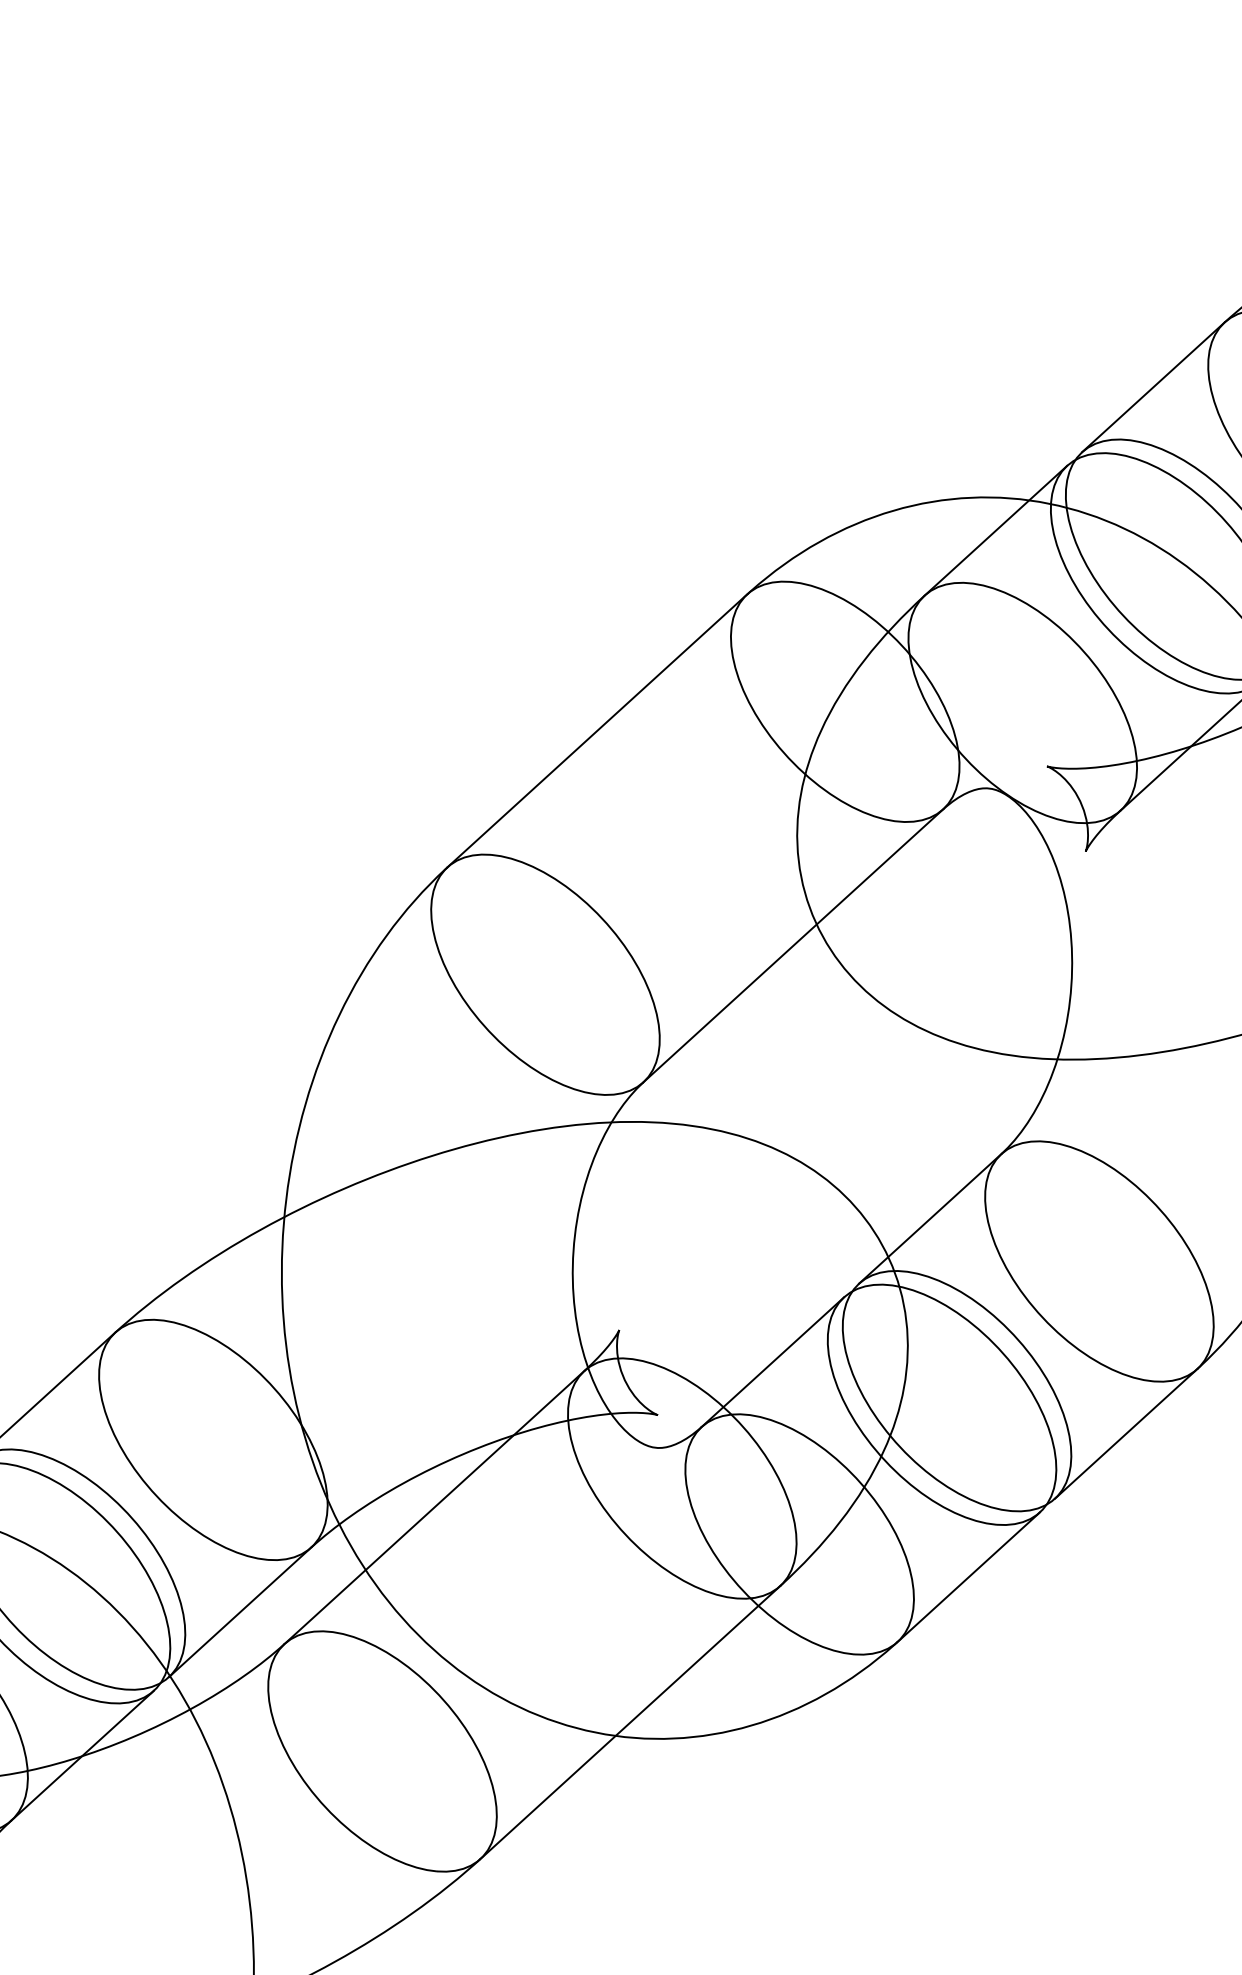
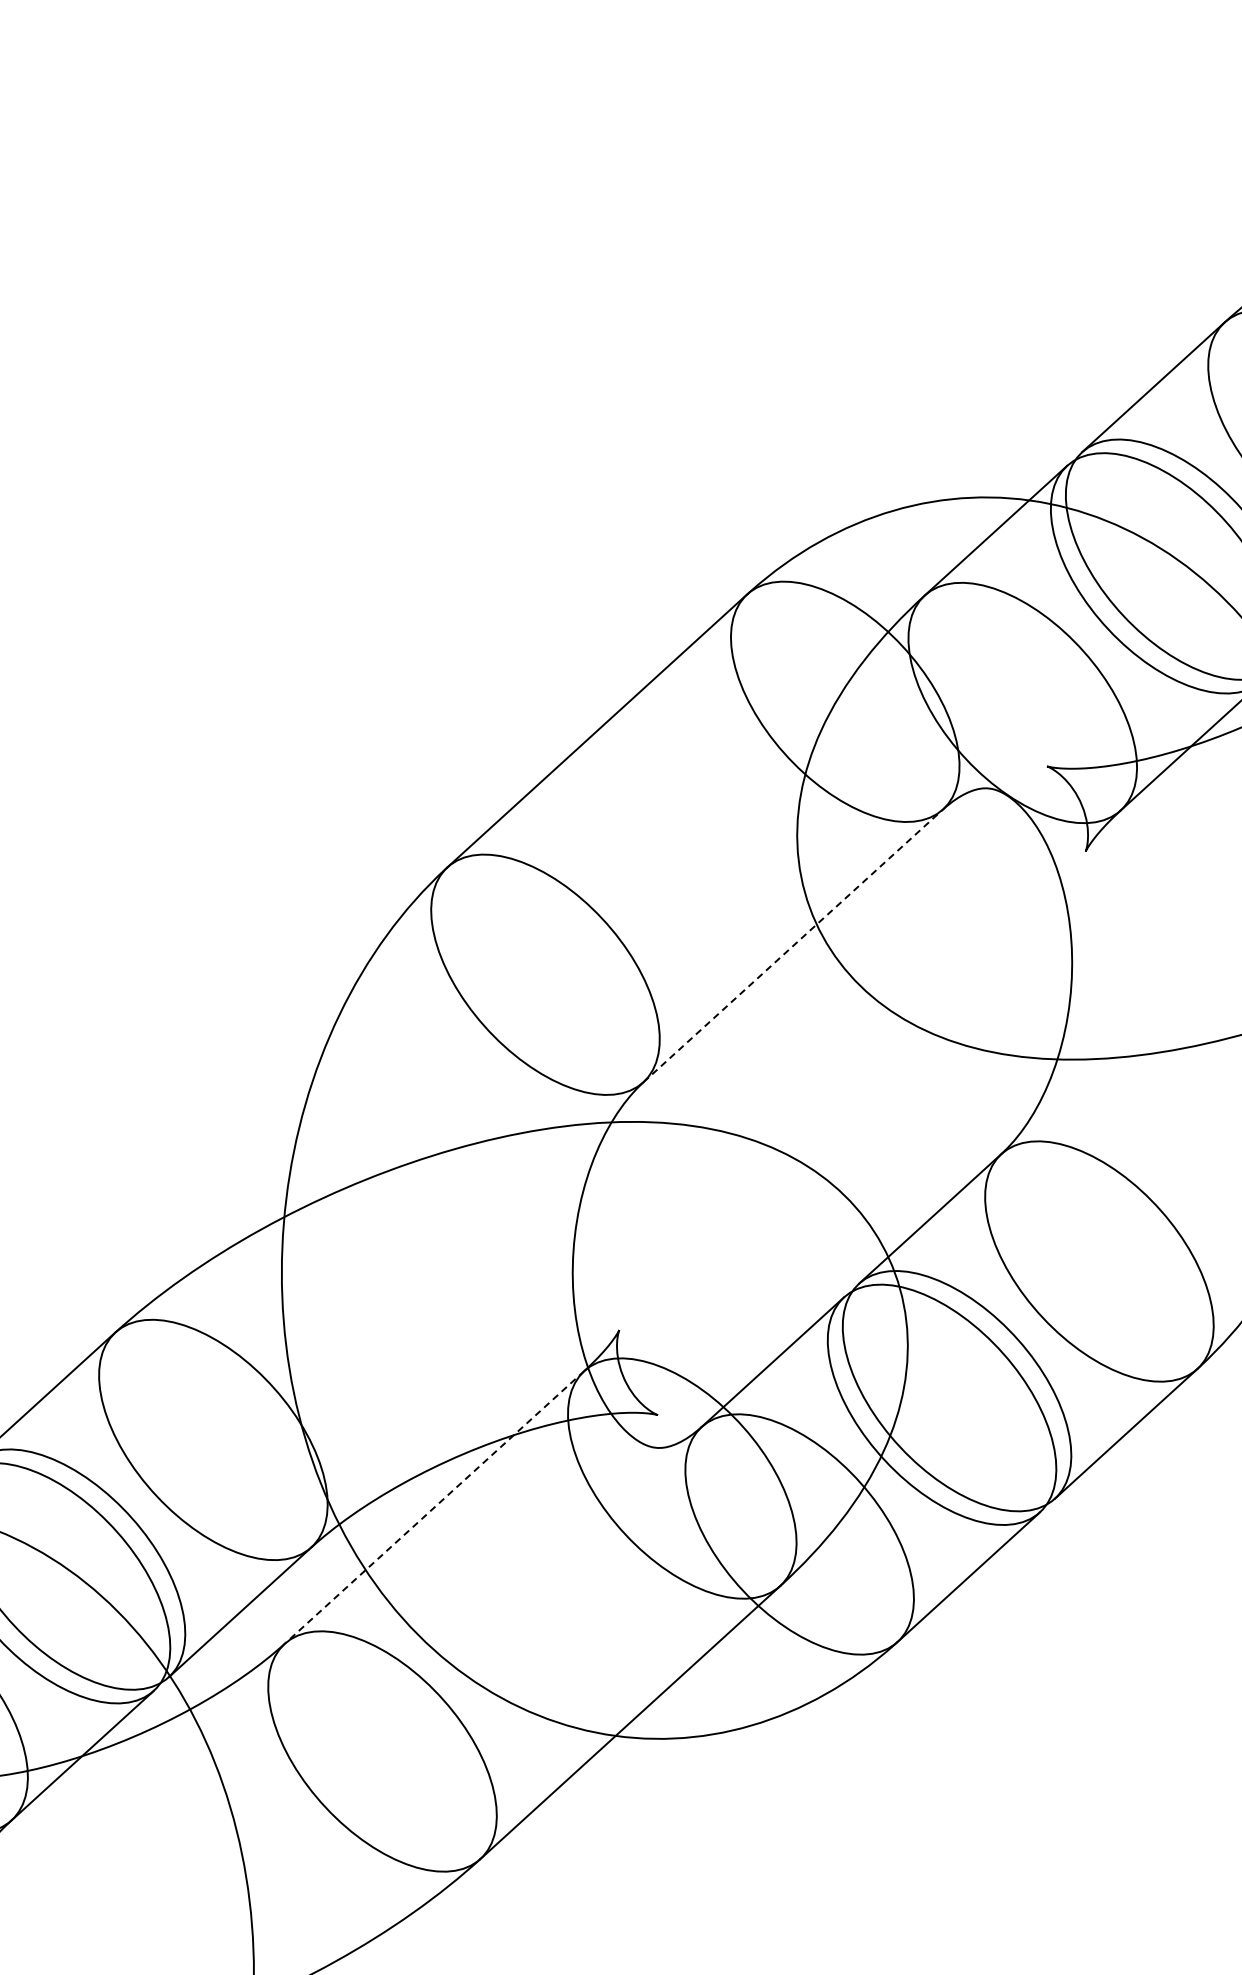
line: solid -> dashed (793, 945)
line: solid -> dashed (434, 1507)
